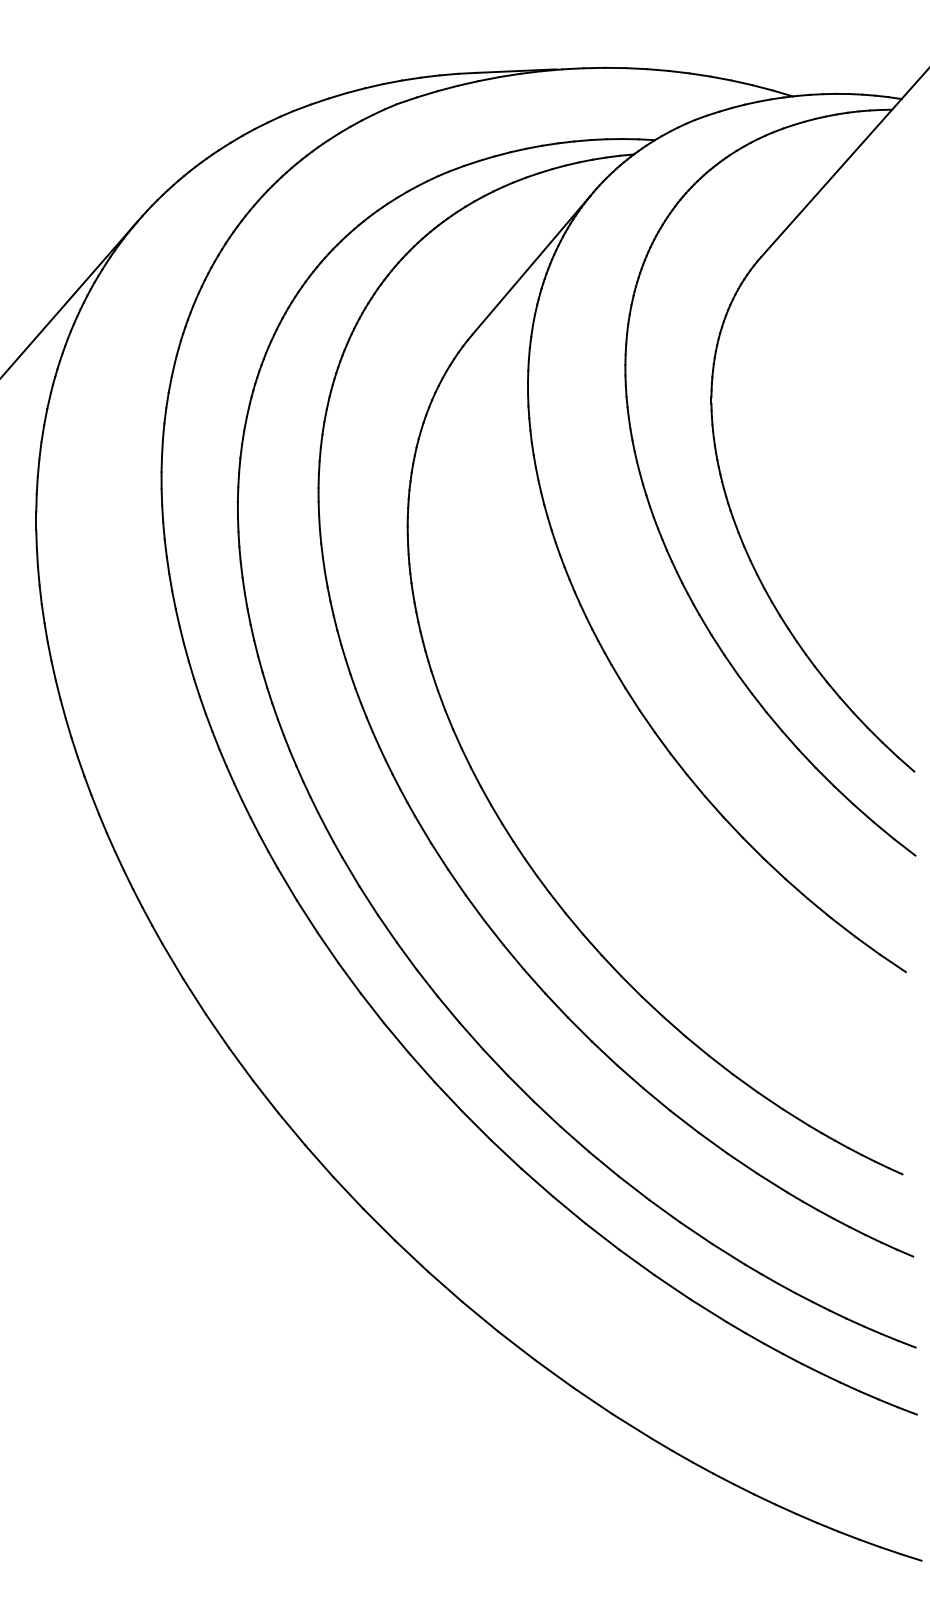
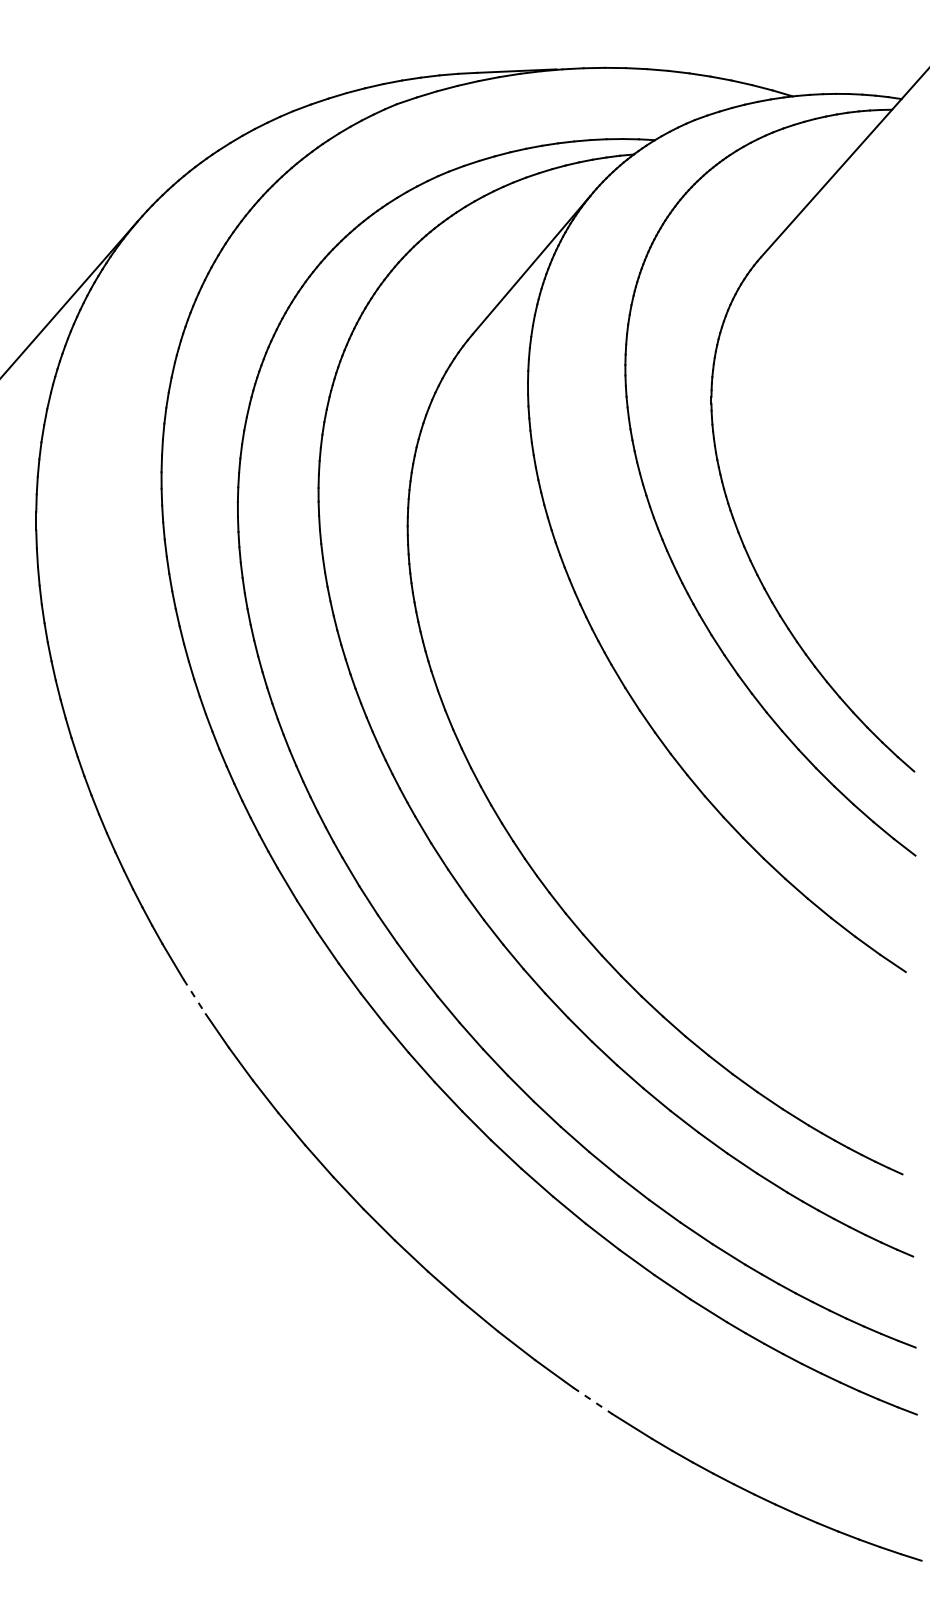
line: solid -> dashed (194, 996)
line: solid -> dashed (592, 1400)
